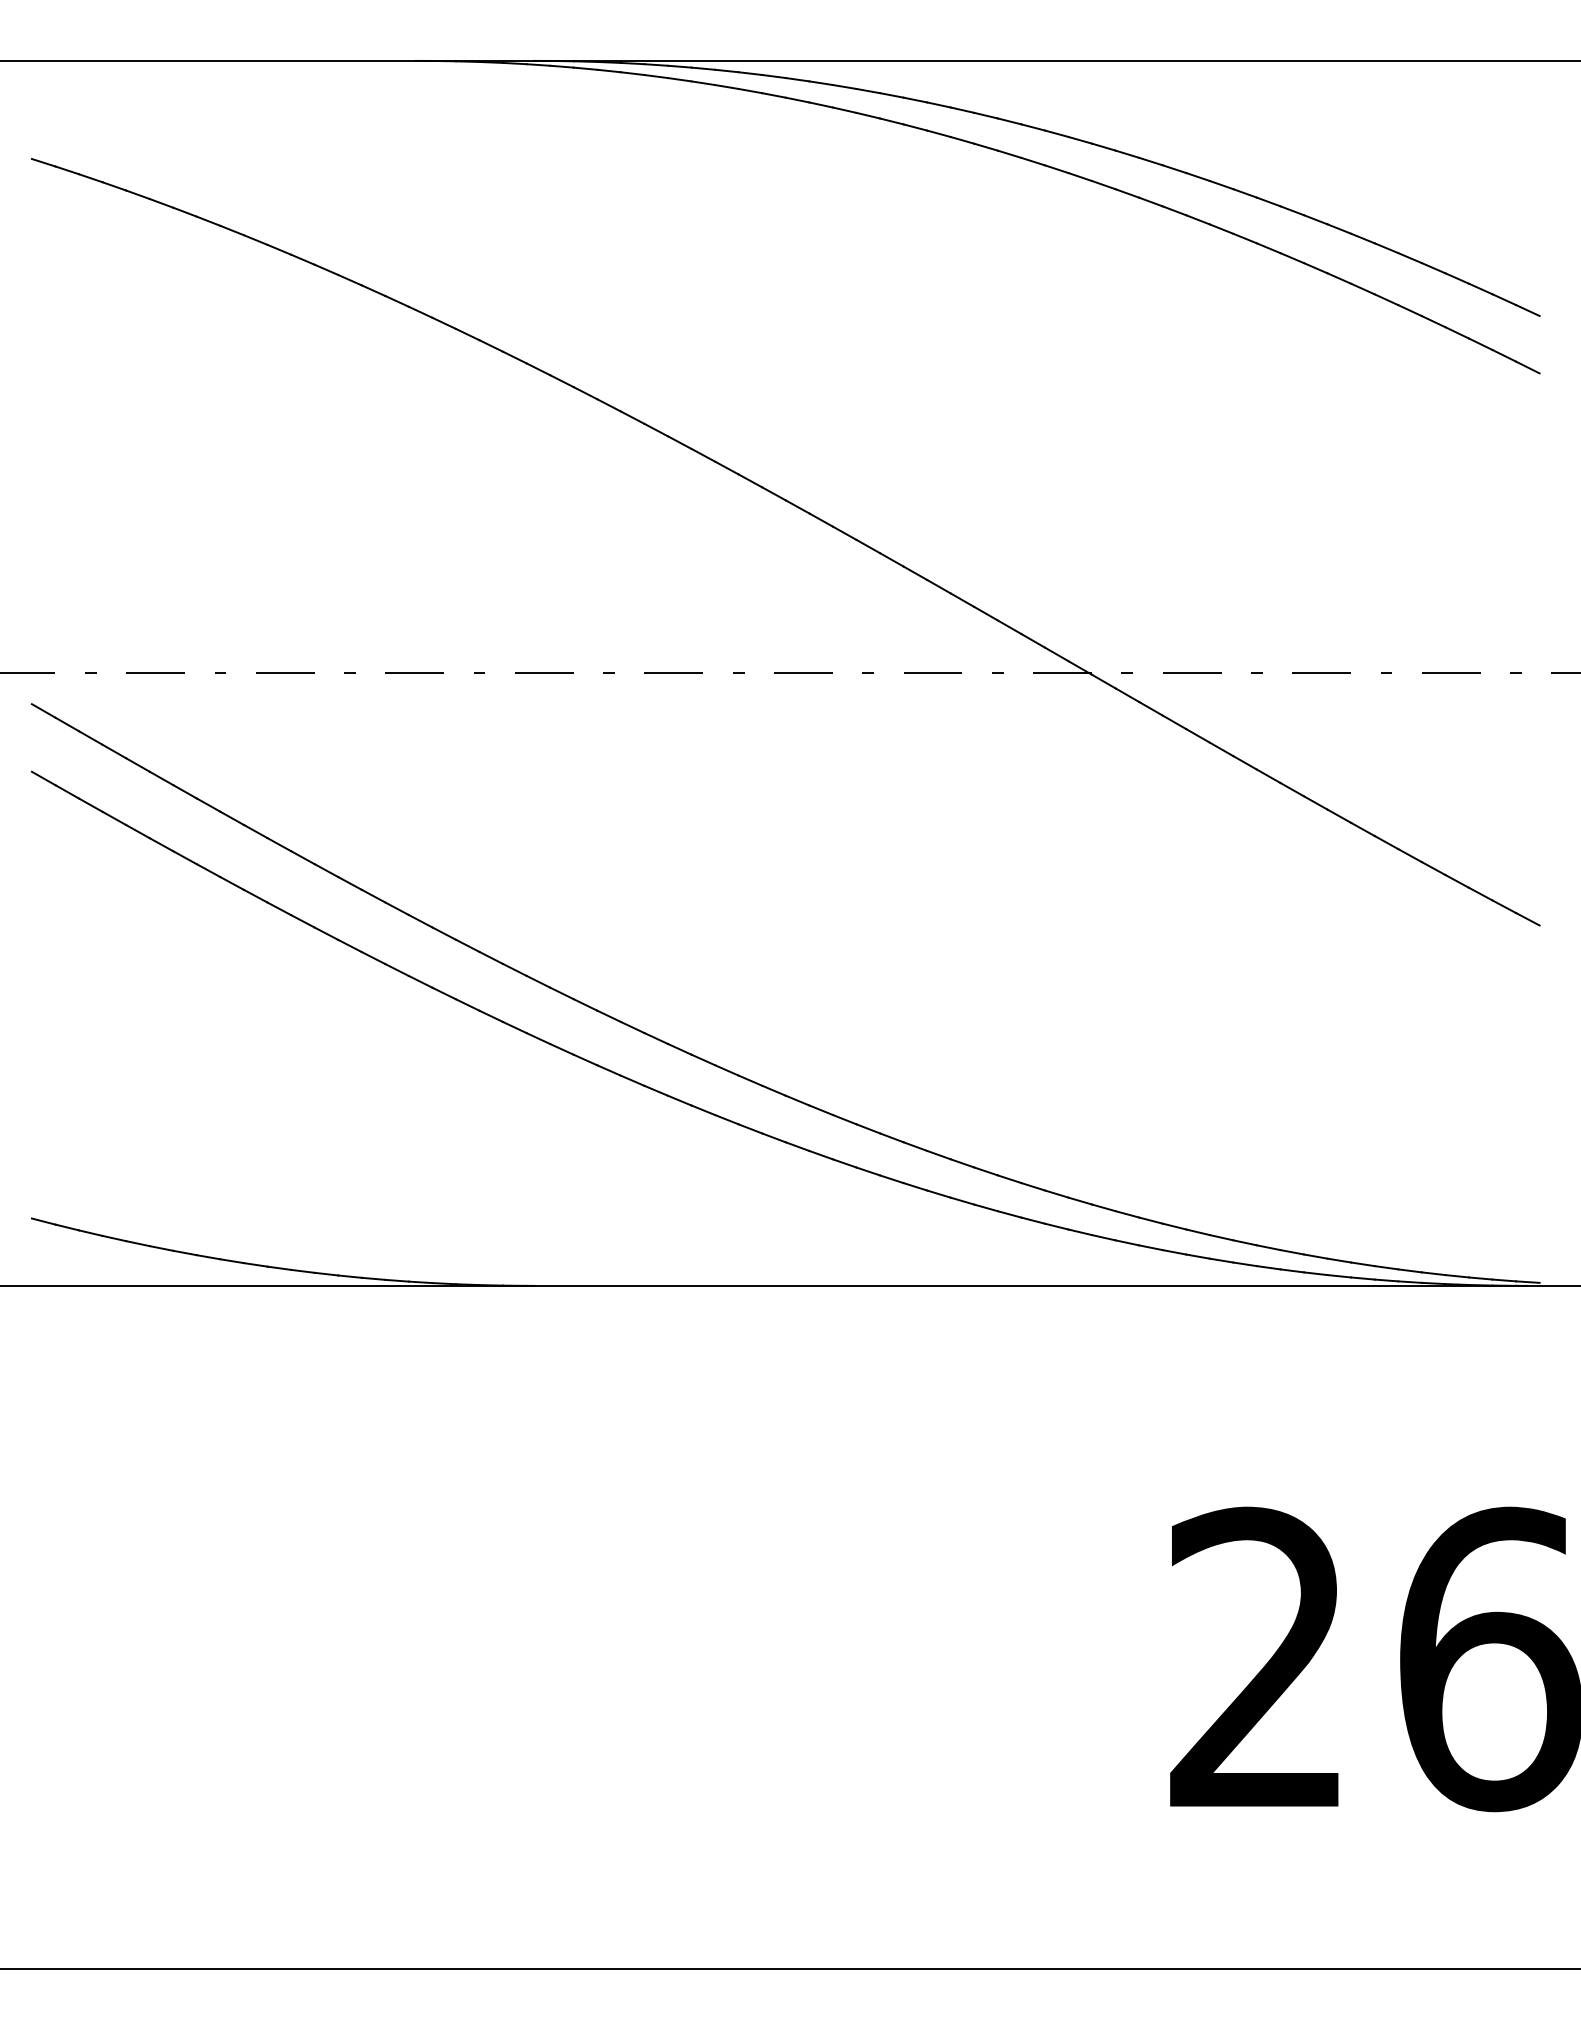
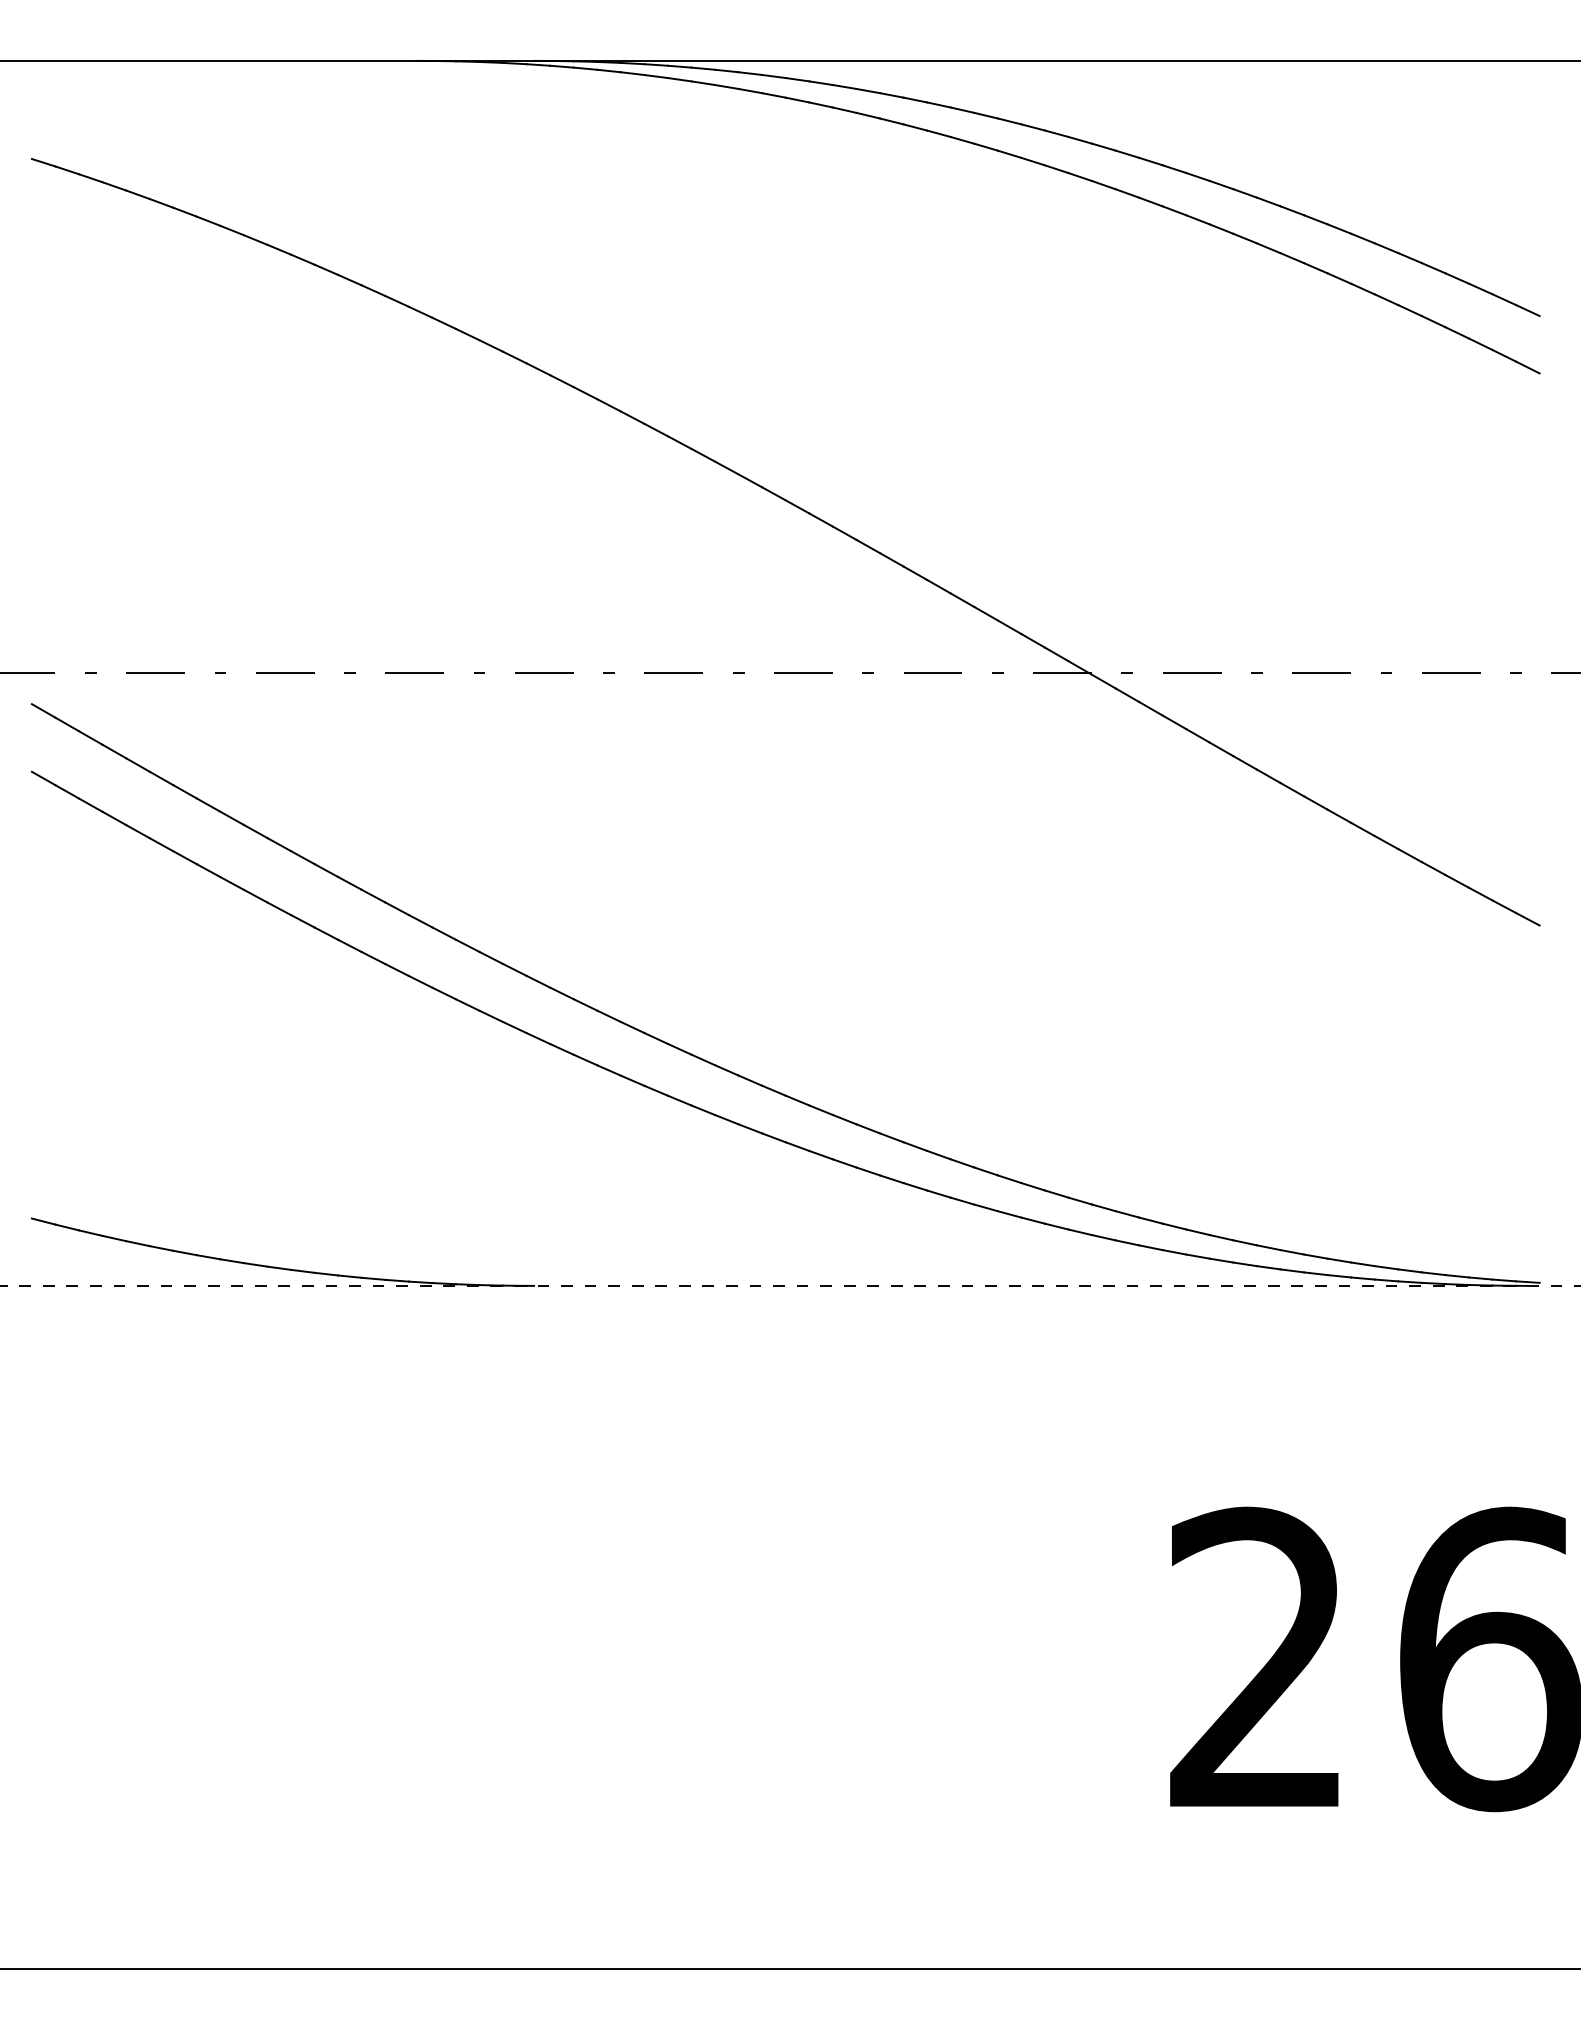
line: solid -> dashed (790, 1285)
